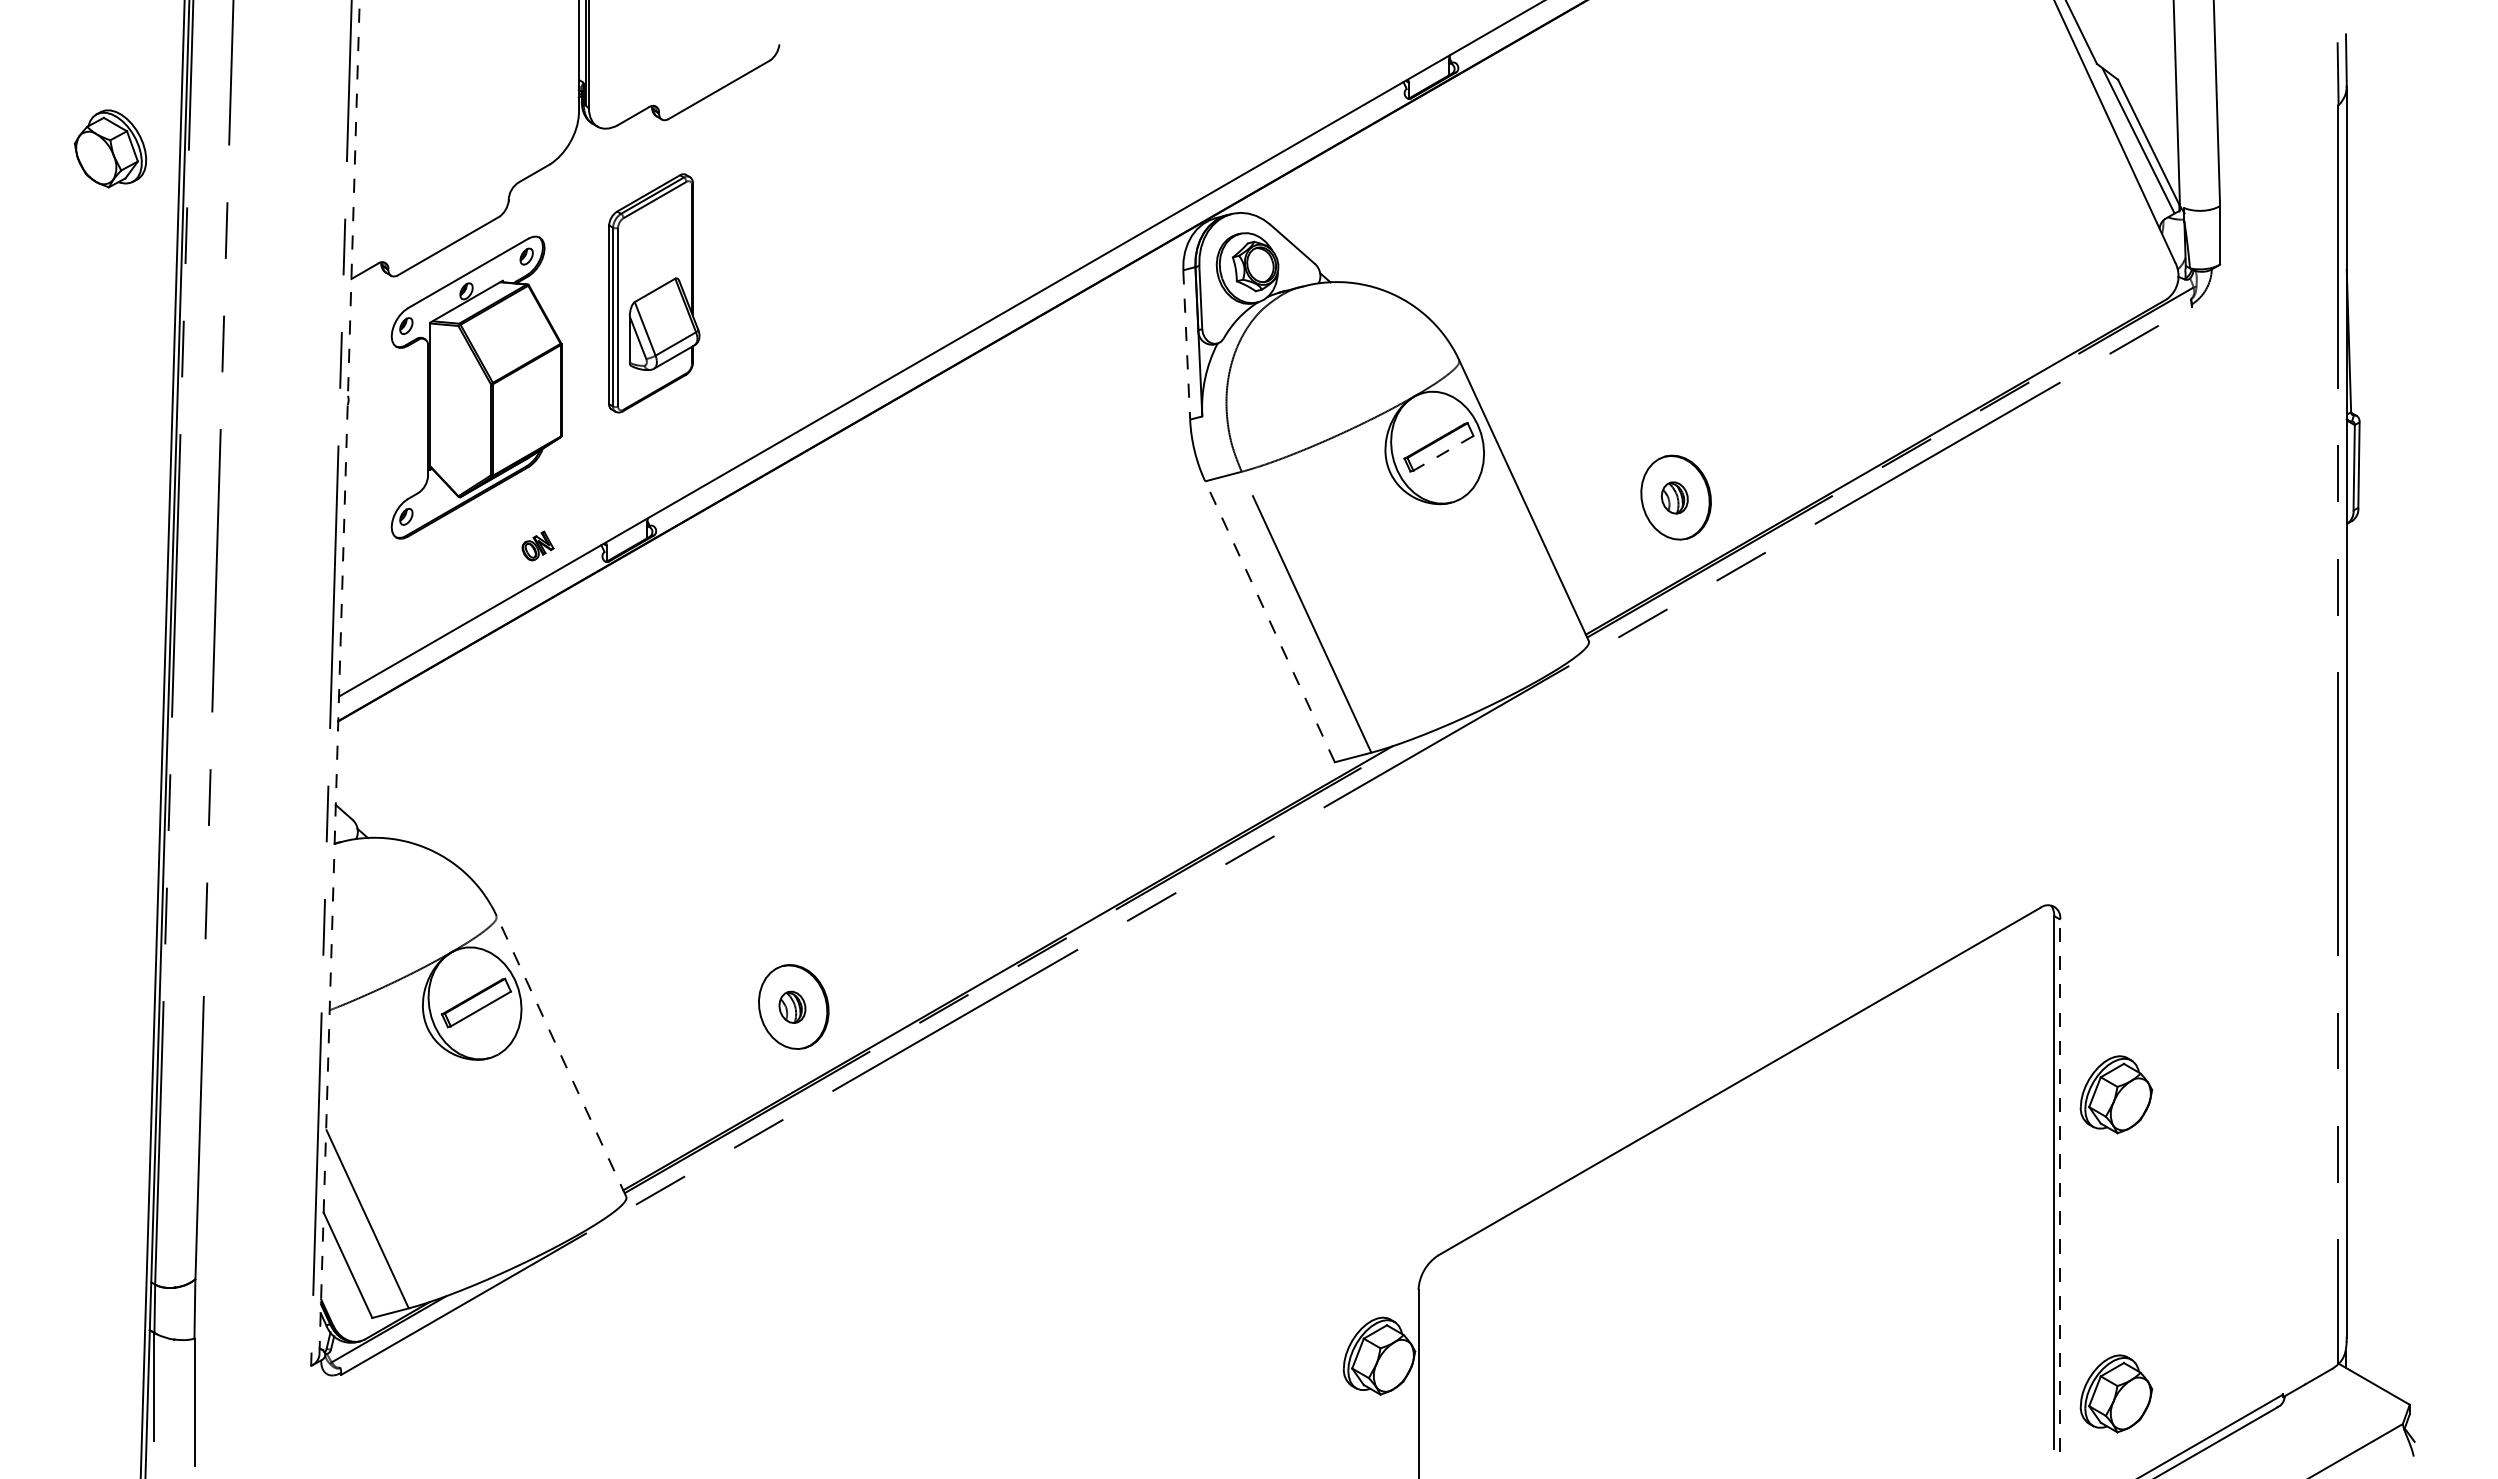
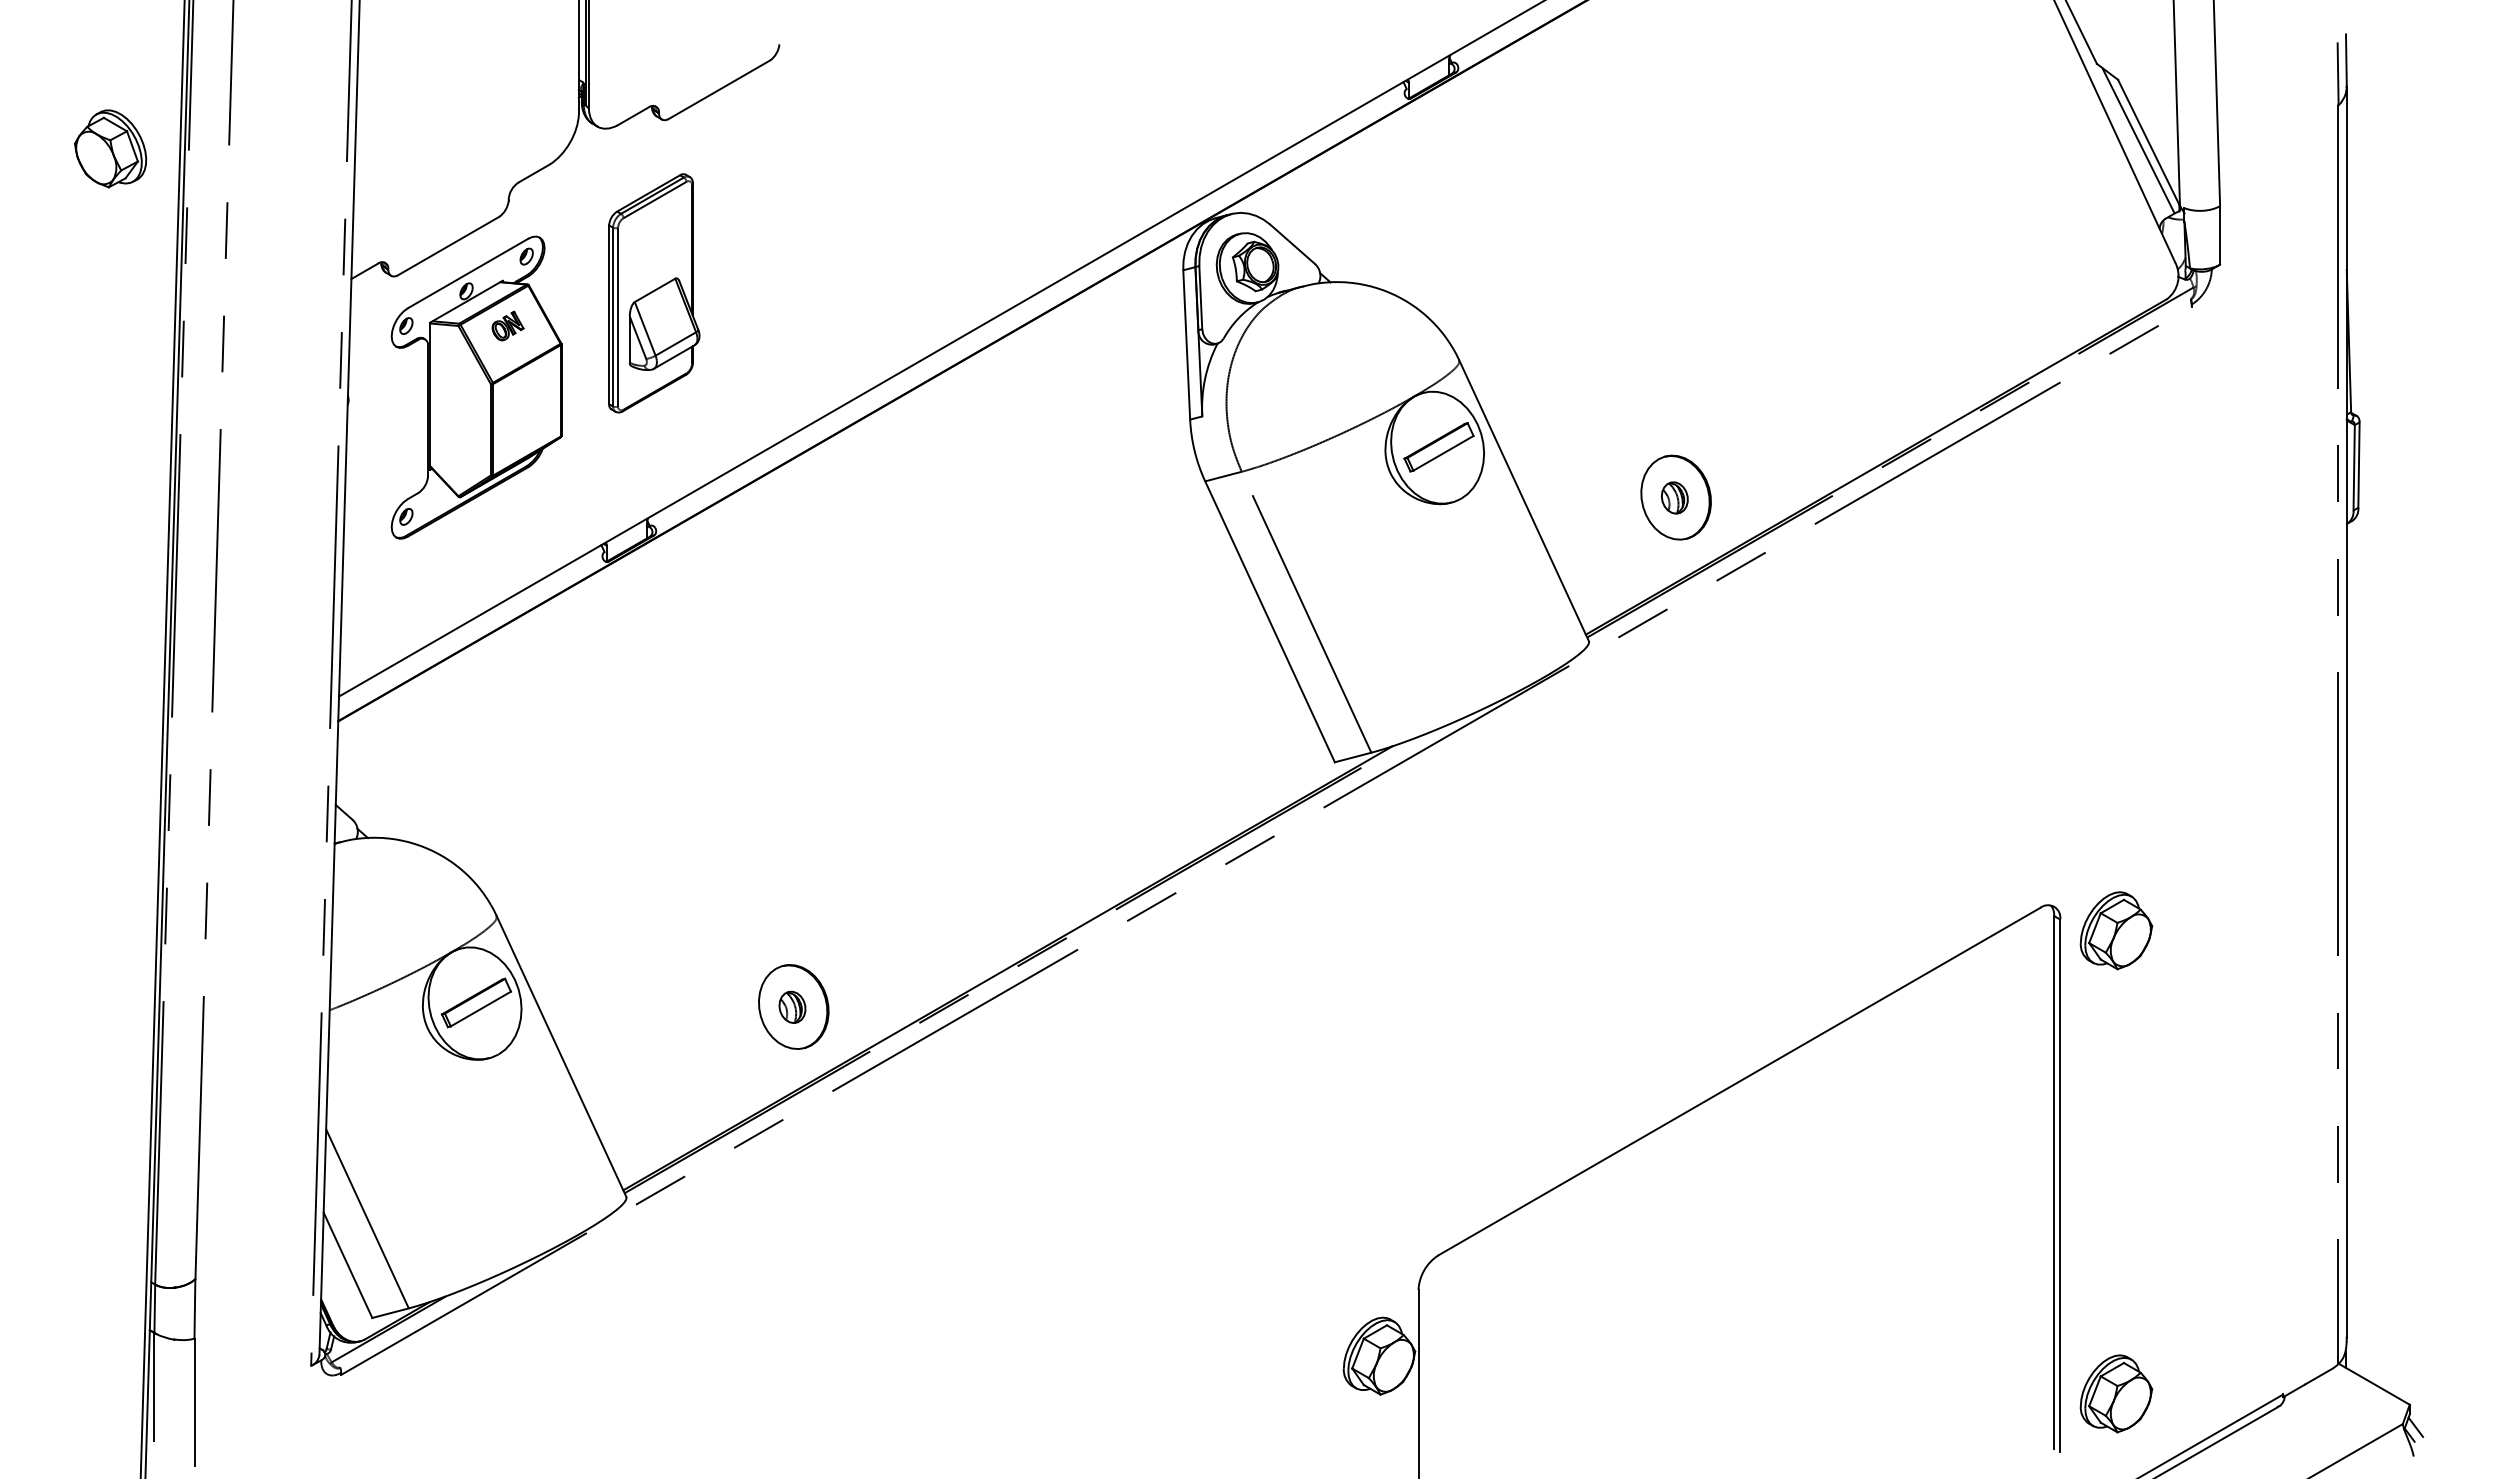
line: dashed -> solid (1186, 344)
line: dashed -> solid (1443, 453)
part position: (537, 545) -> (507, 325) (507, 325)
line: dashed -> solid (1270, 621)
line: dashed -> solid (339, 677)
line: dashed -> solid (561, 1056)
part position: (2116, 1094) -> (2116, 930) (2116, 930)
line: dashed -> solid (2060, 1185)
line: none -> present (2415, 1426)
